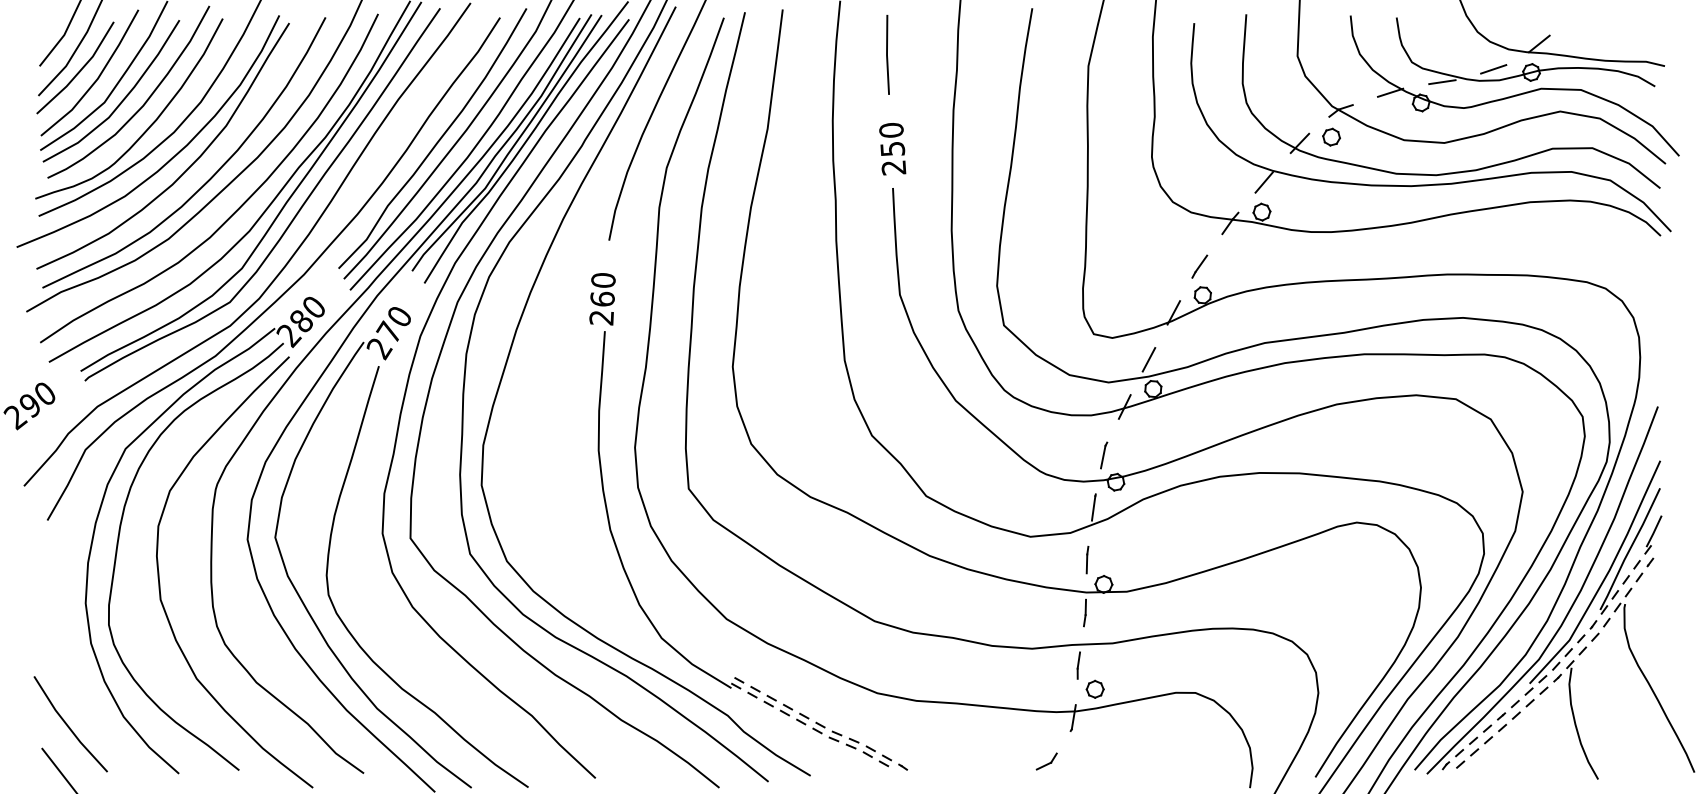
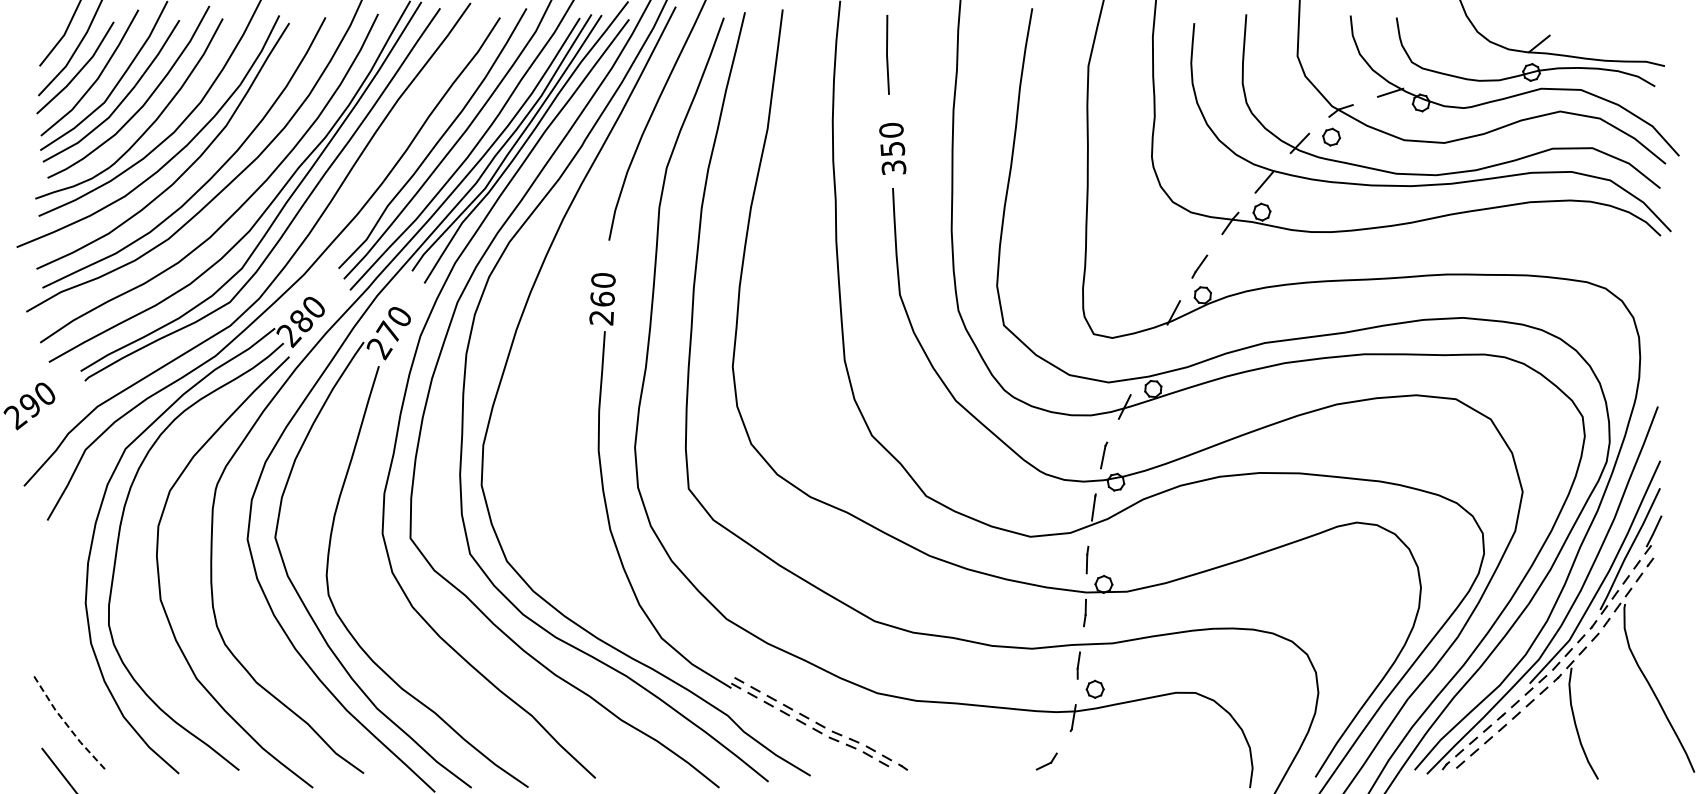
line: present -> none (1493, 69)
line: present -> none (1442, 82)
text: 250 -> 350 (893, 167)
line: present -> none (1148, 359)
line: solid -> dashed (68, 726)
